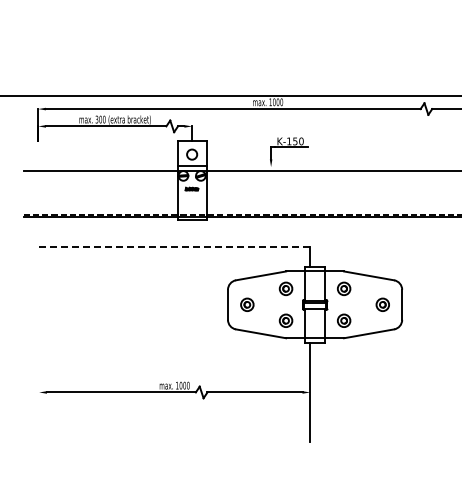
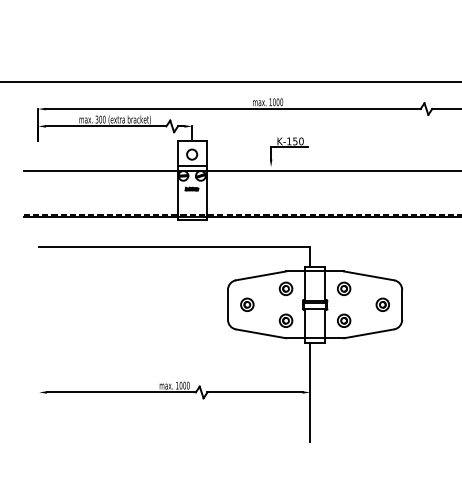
line position: (230, 96) -> (230, 82) (230, 82)
line: dashed -> solid (174, 247)
